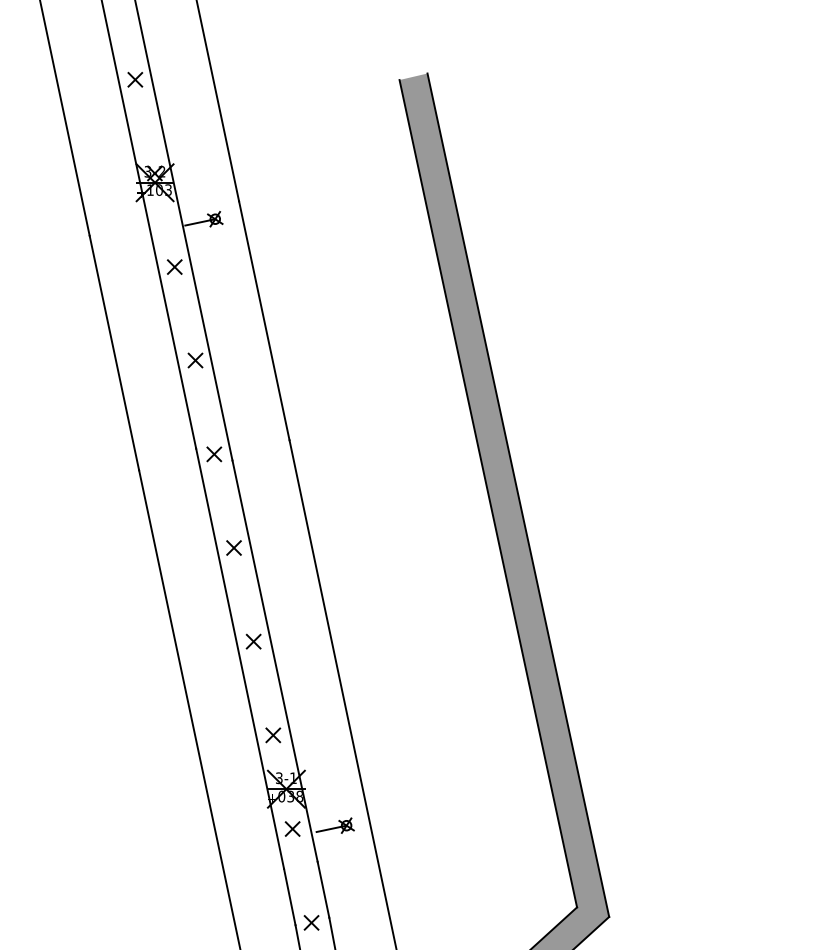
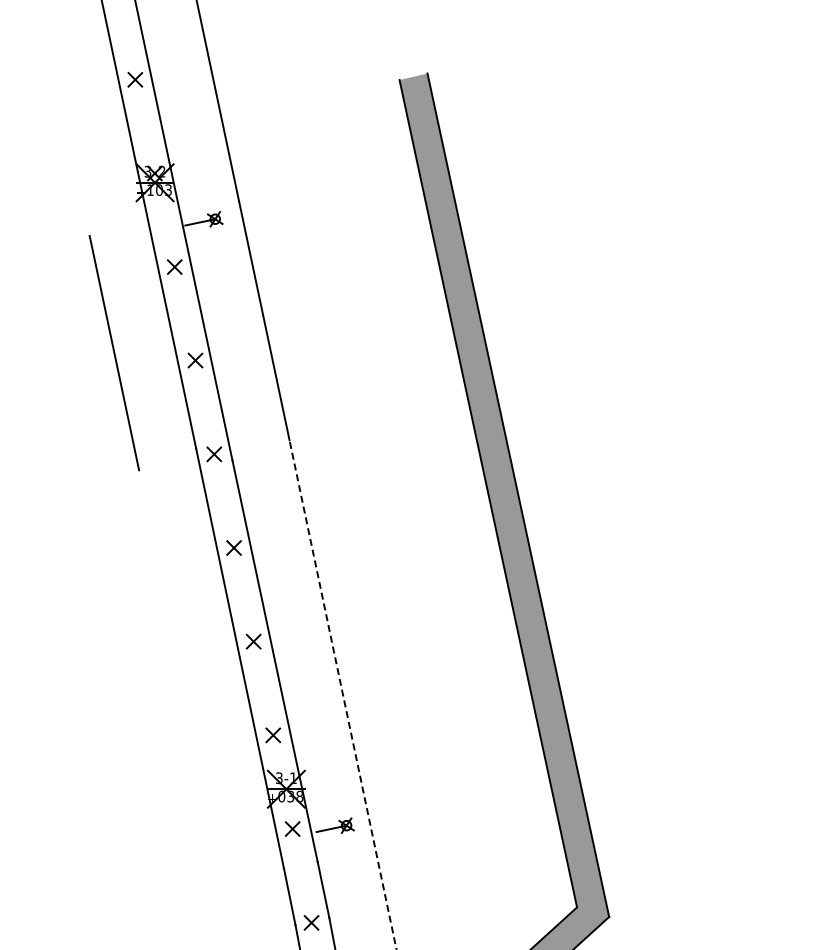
line: present -> none (64, 118)
line: solid -> dashed (342, 694)
line: present -> none (189, 708)
